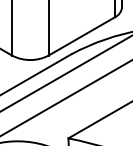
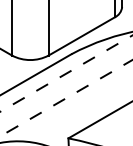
line: solid -> dashed (66, 73)
line: solid -> dashed (66, 98)
